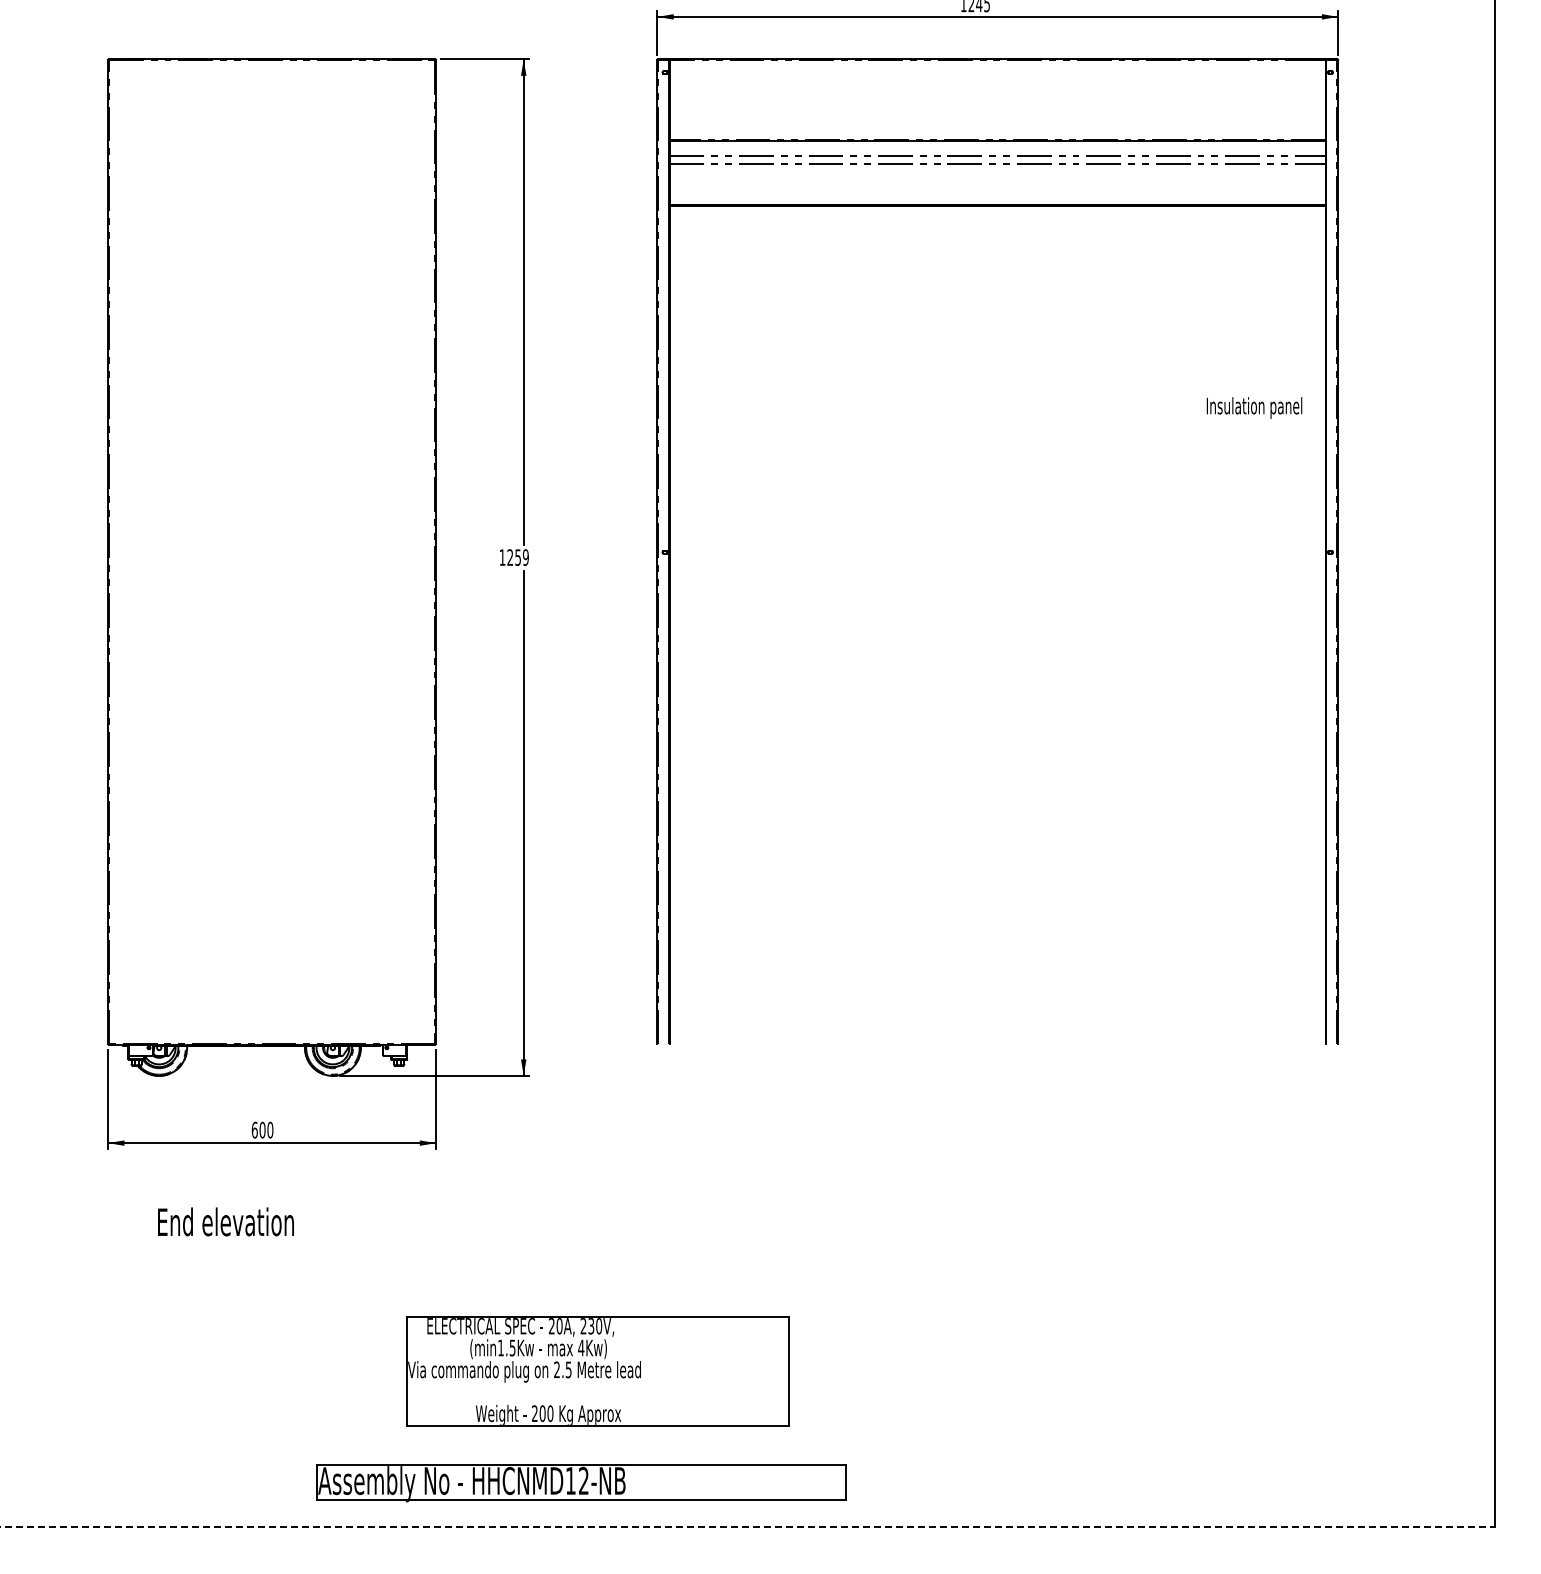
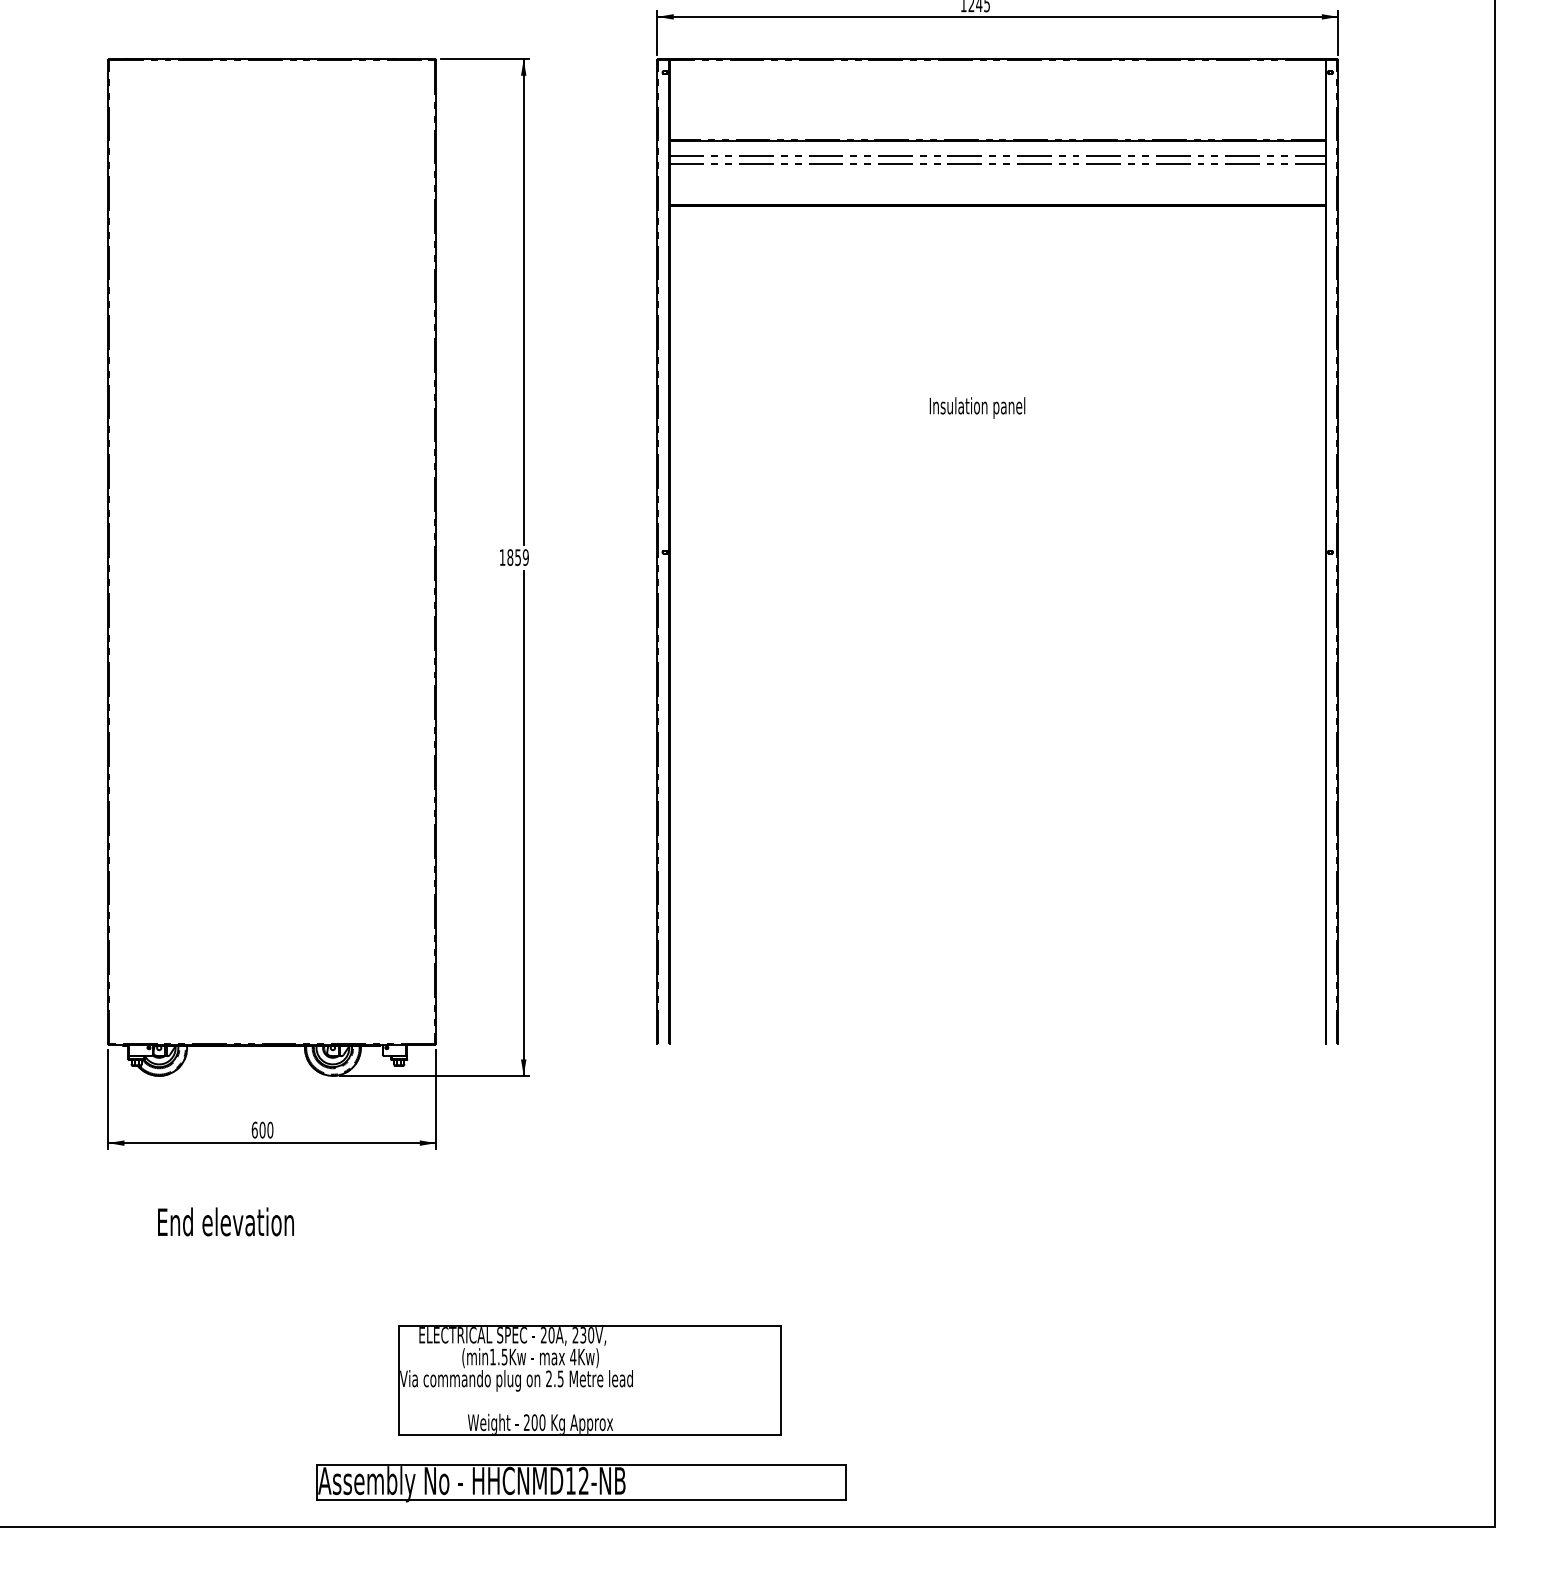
text position: (1254, 407) -> (977, 407) (977, 407)
text: 1259 -> 1859 (510, 557)
part position: (597, 1371) -> (589, 1380) (589, 1380)
line: dashed -> solid (747, 1526)
